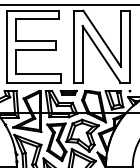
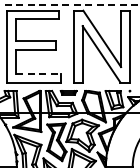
line: solid -> dashed (69, 5)
line: solid -> dashed (38, 74)
